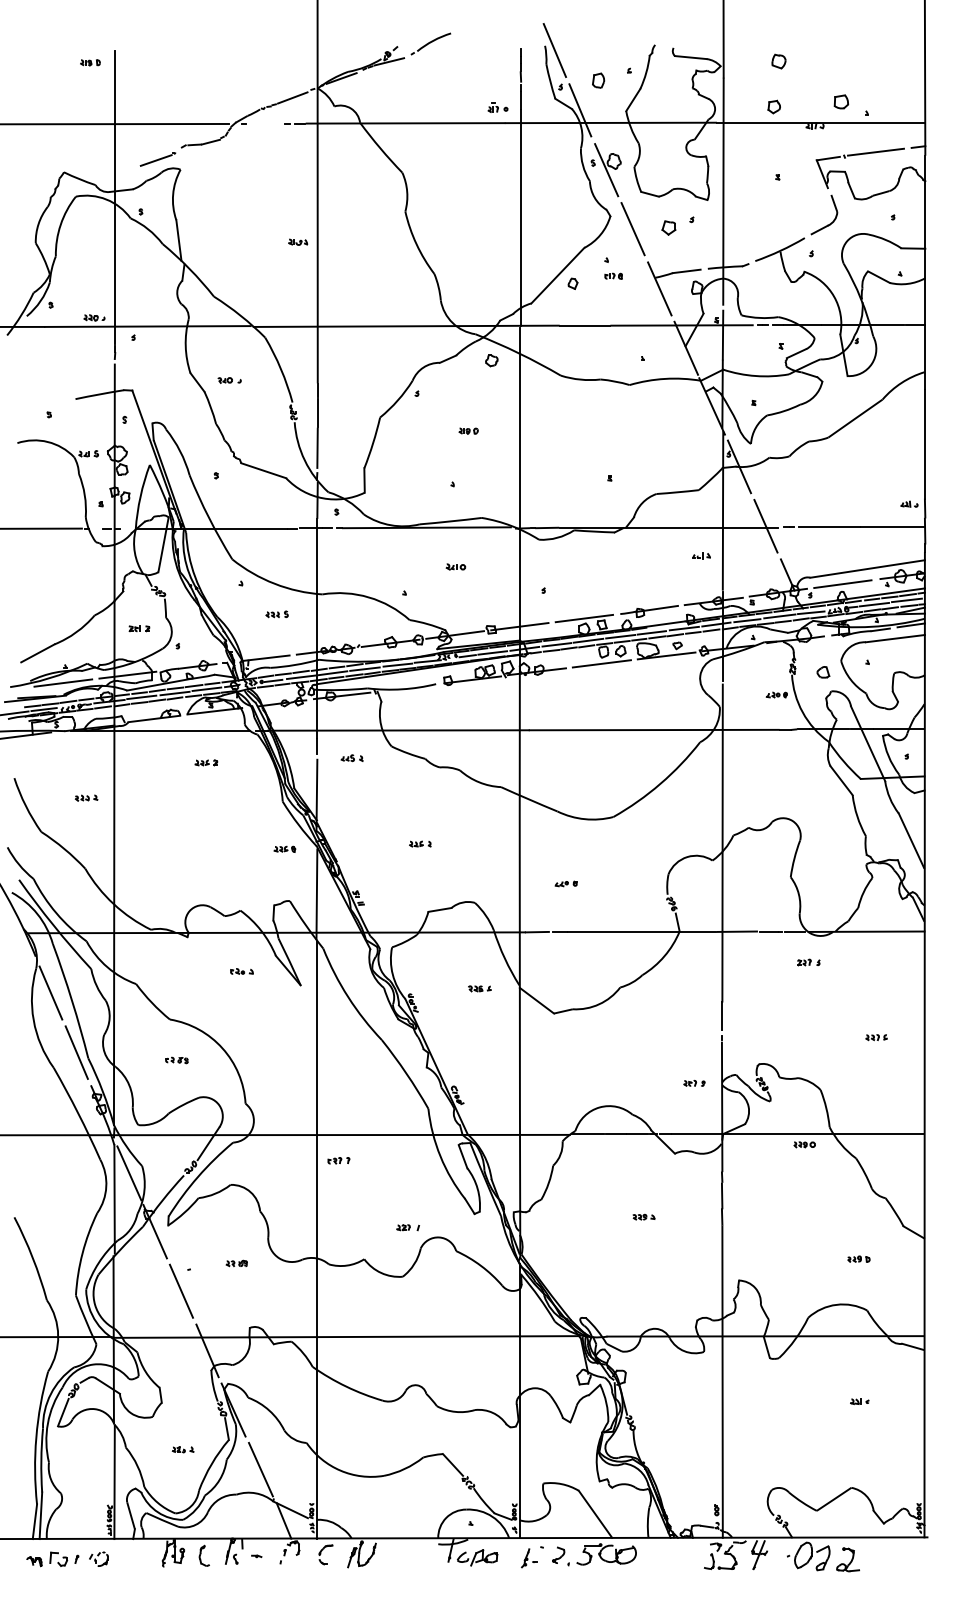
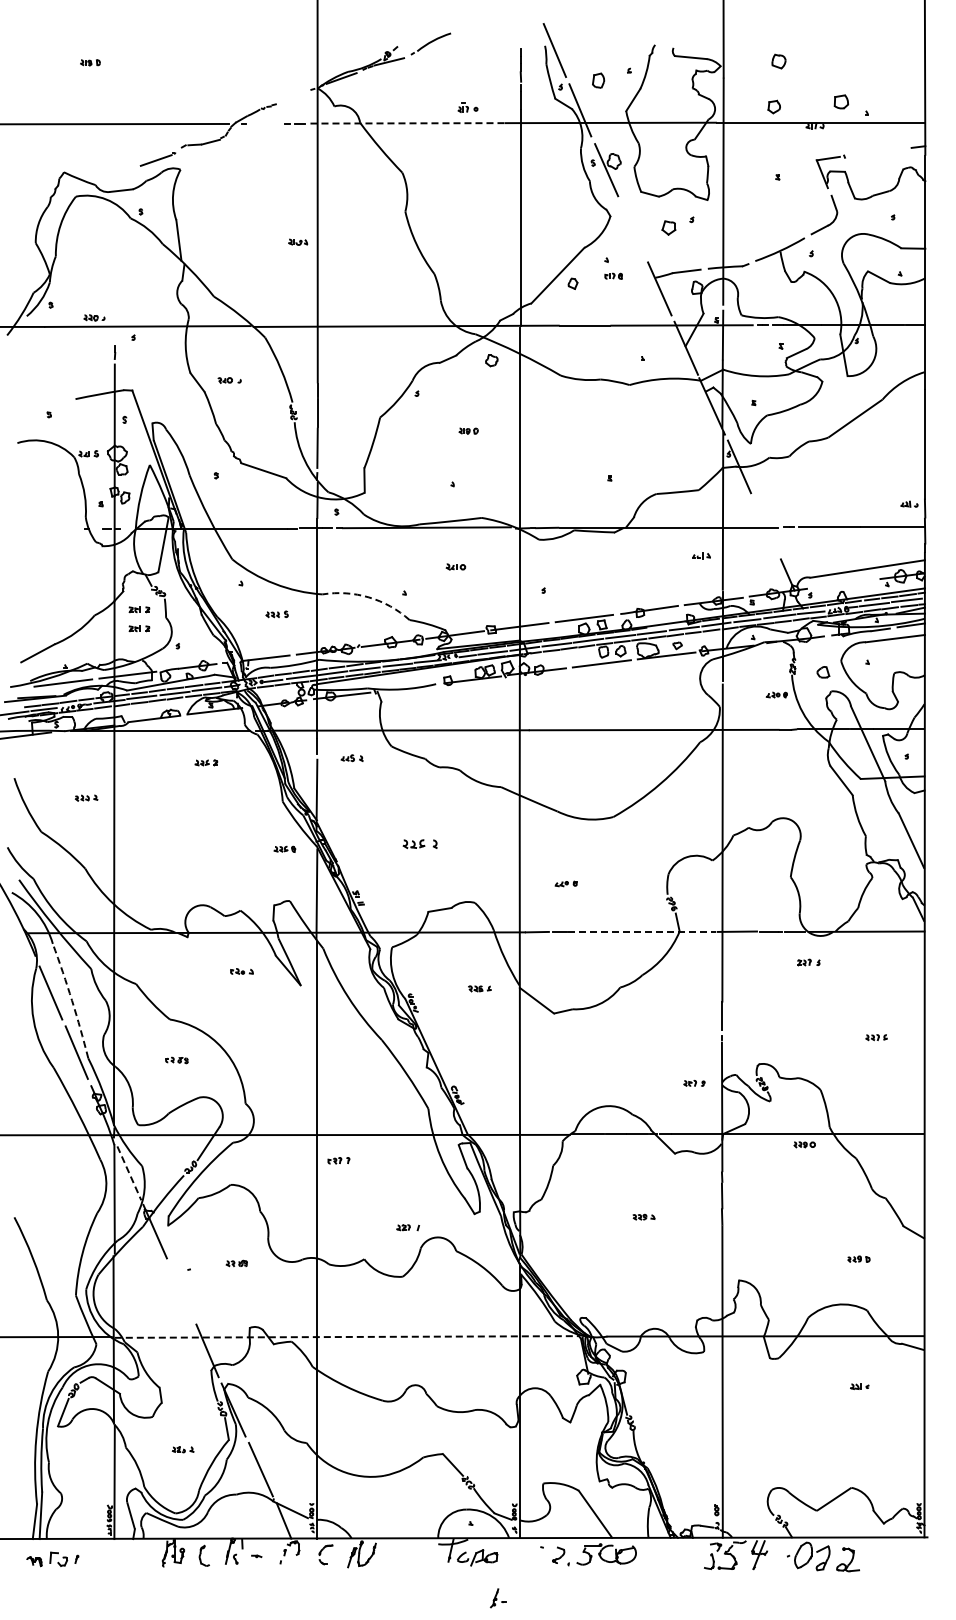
line: present -> none (292, 97)
part position: (497, 107) -> (467, 107) (467, 107)
line: solid -> dashed (405, 123)
line: present -> none (875, 151)
line: present -> none (115, 196)
line: present -> none (632, 229)
line: present -> none (765, 525)
line: present -> none (41, 528)
line: present -> none (842, 584)
arc: solid -> dashed (368, 597)
part: none -> present (139, 609)
part size: 23x8 px -> 36x10 px (419, 843)
line: solid -> dashed (642, 931)
arc: solid -> dashed (72, 1000)
line: solid -> dashed (129, 1173)
line: present -> none (181, 1290)
line: solid -> dashed (347, 1336)
part position: (859, 1401) -> (859, 1386) (859, 1386)
part: present -> none (98, 1558)
part position: (529, 1558) -> (498, 1598) (498, 1598)
